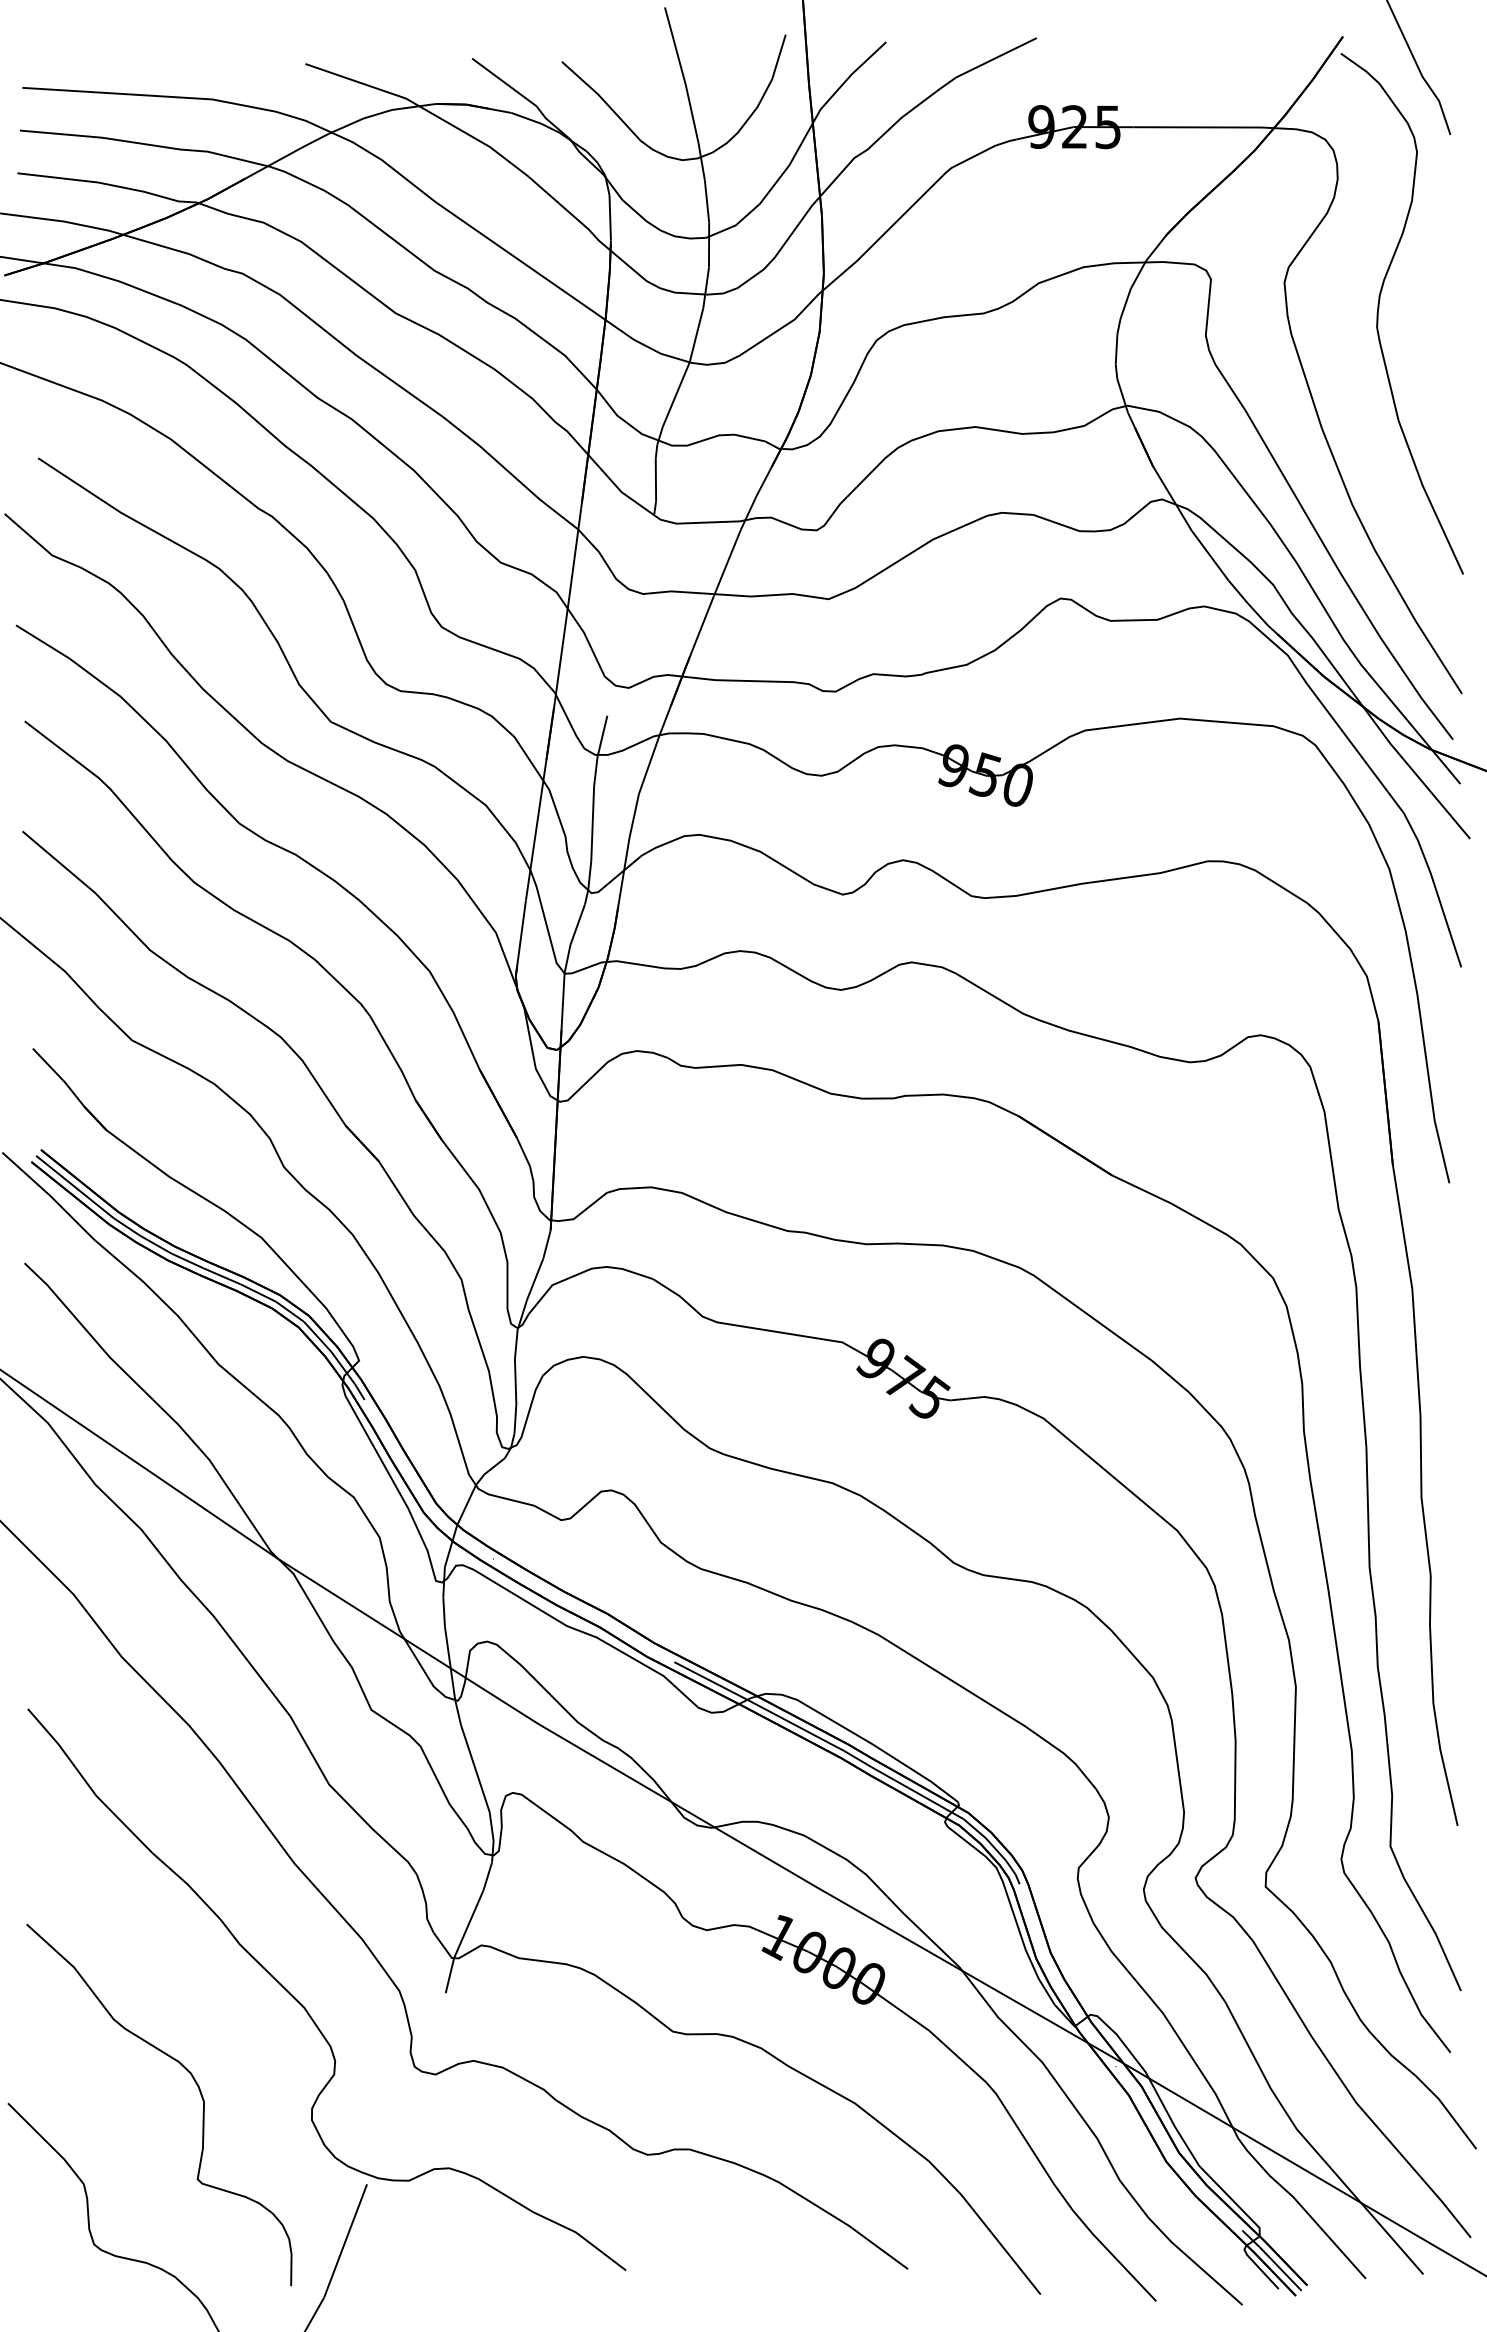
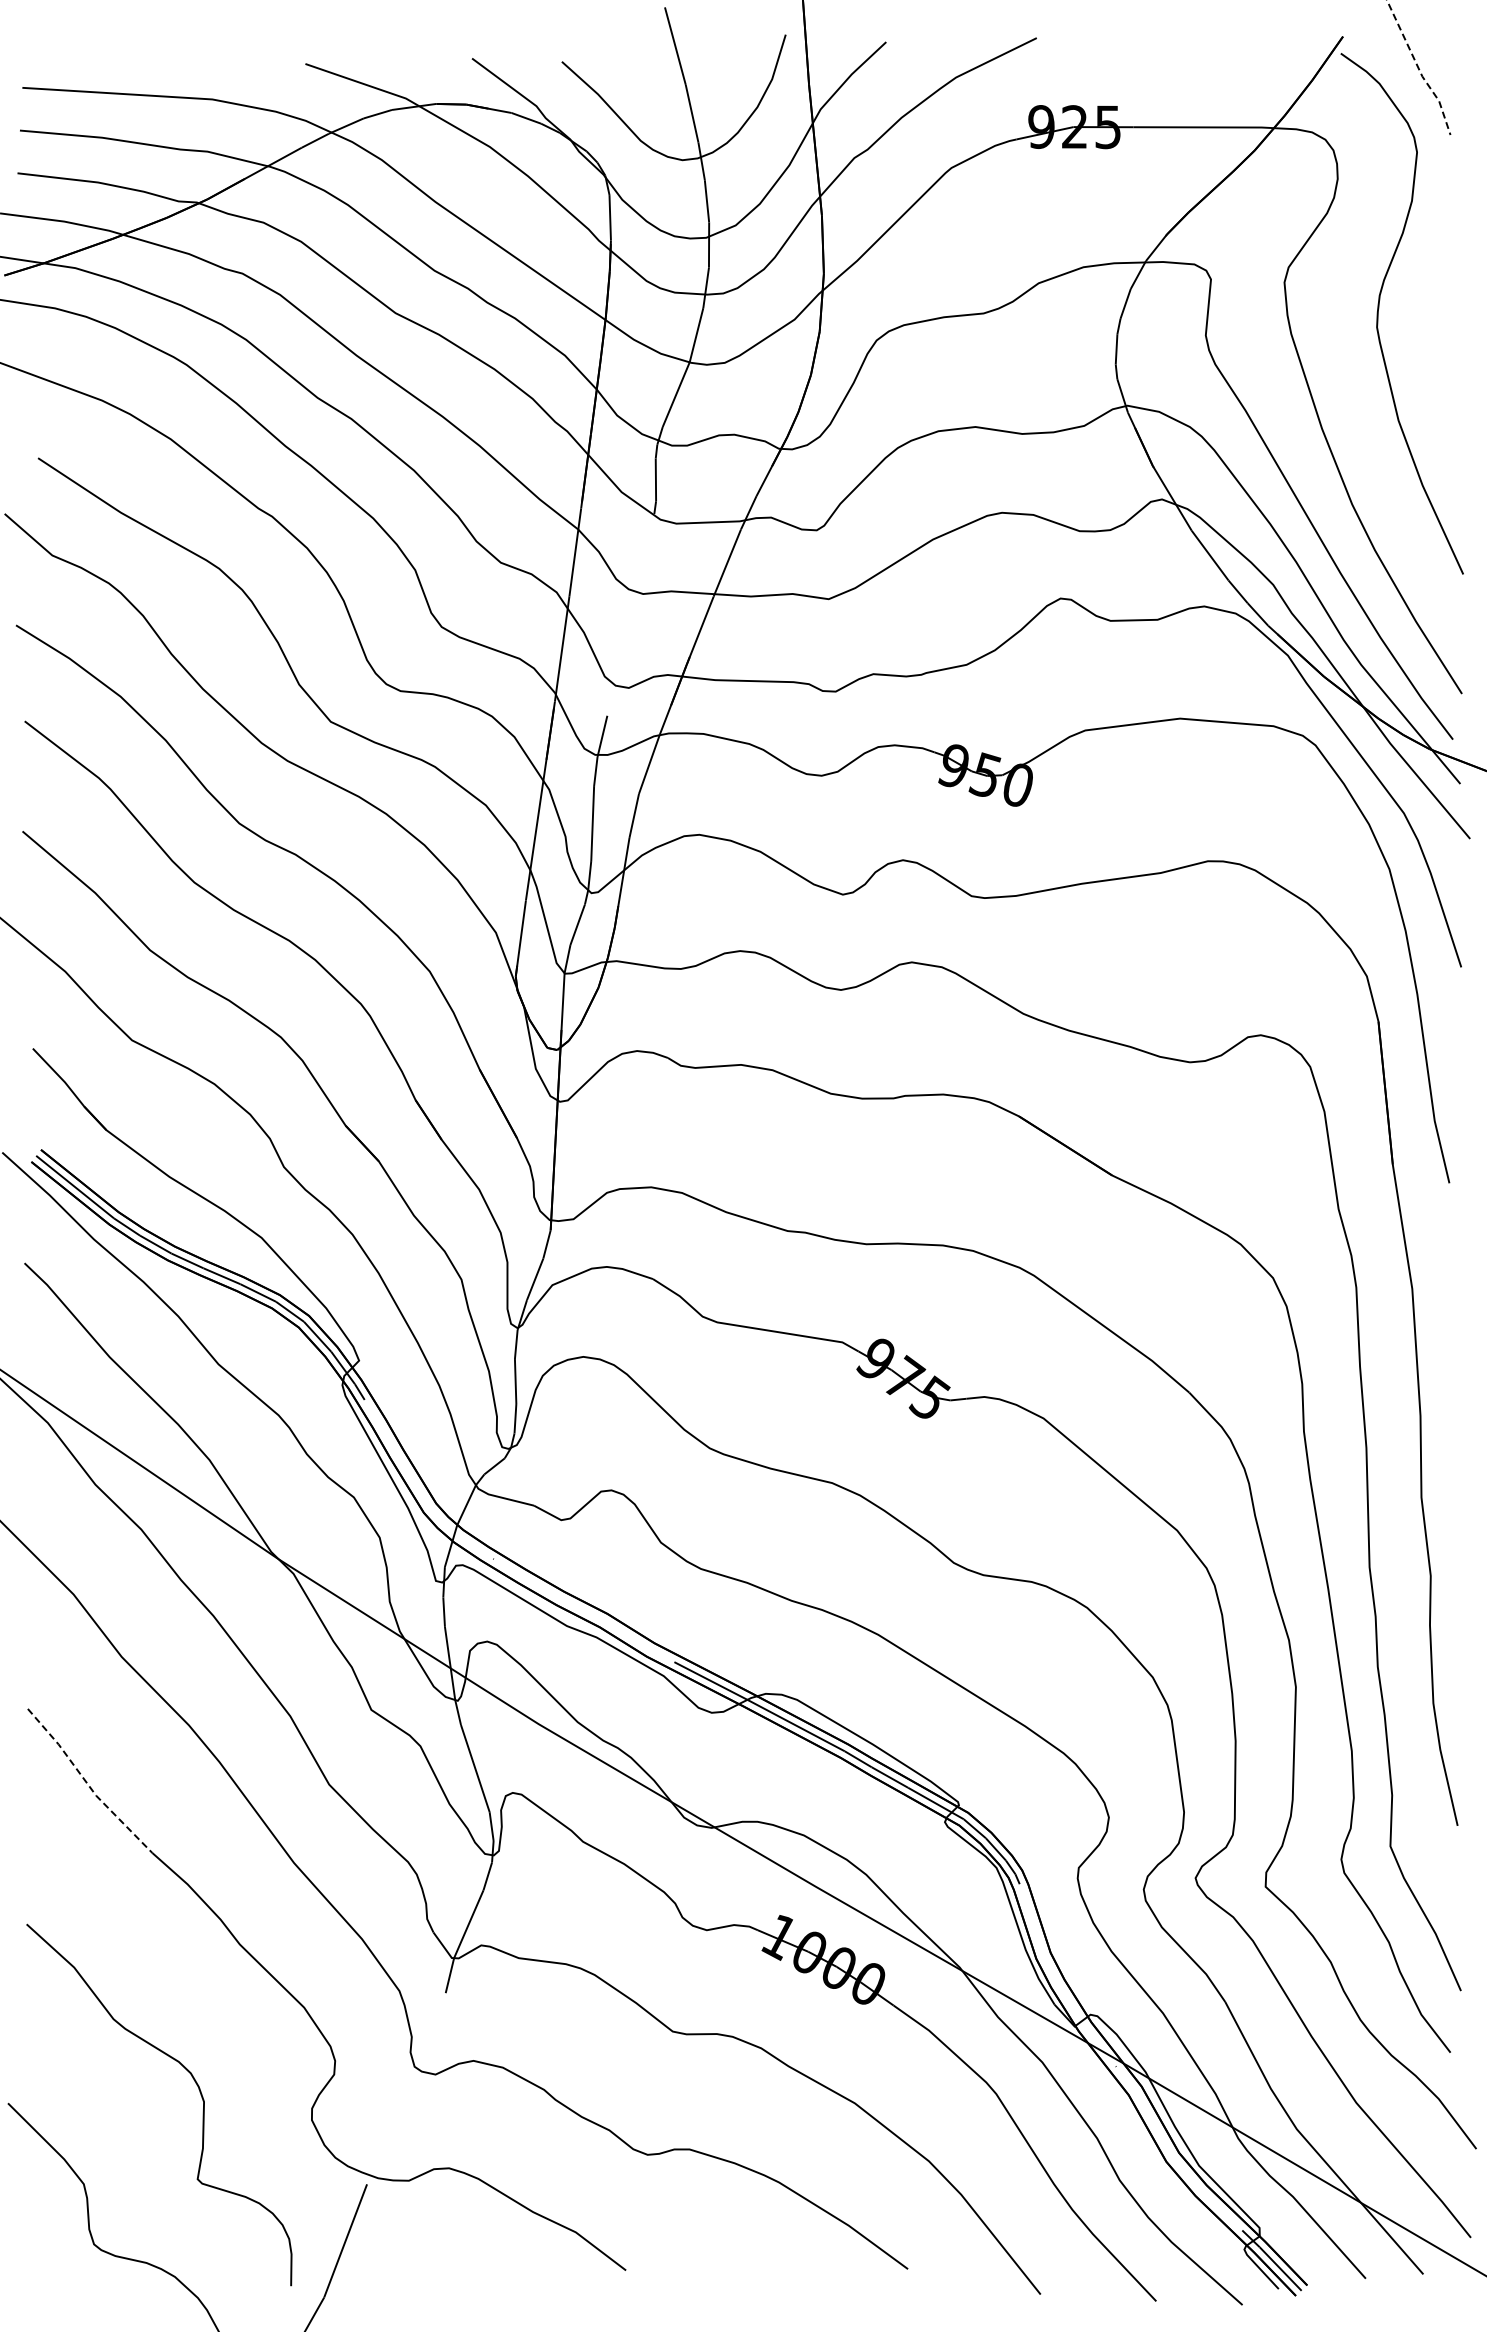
line: solid -> dashed (1419, 69)
line: solid -> dashed (87, 1783)
